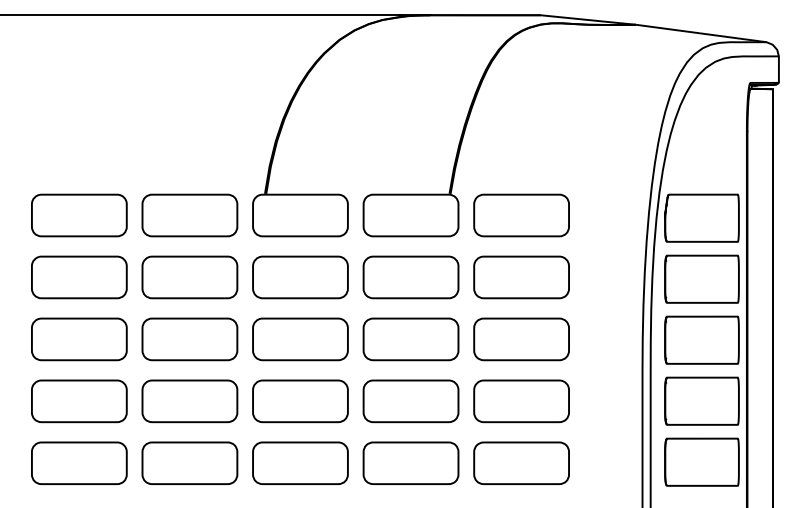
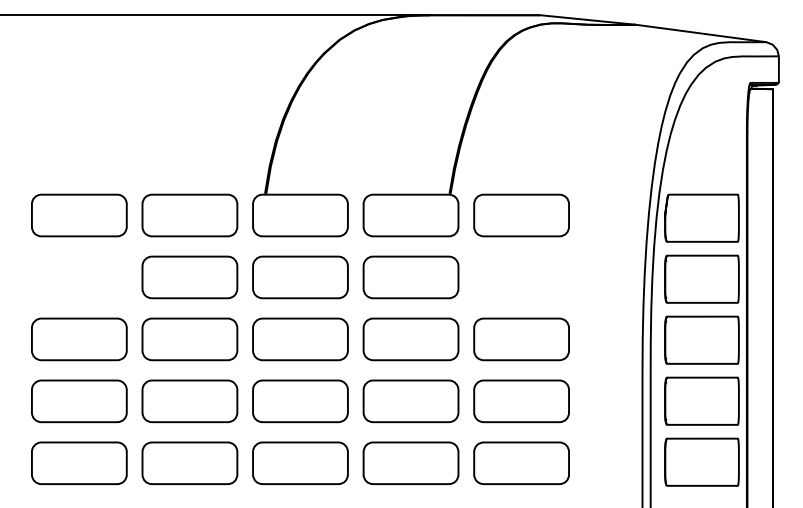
part: present -> none (79, 277)
part: present -> none (521, 277)
